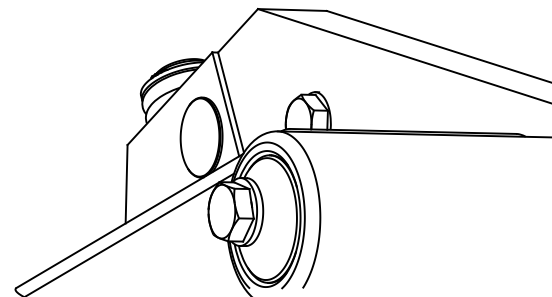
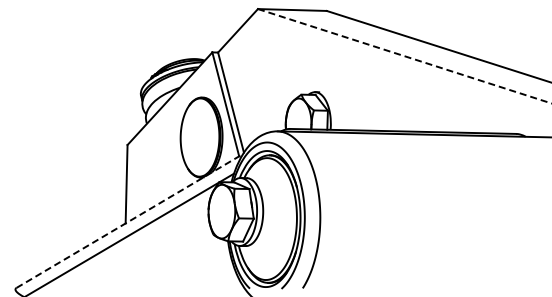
line: solid -> dashed (405, 56)
line: solid -> dashed (129, 220)
